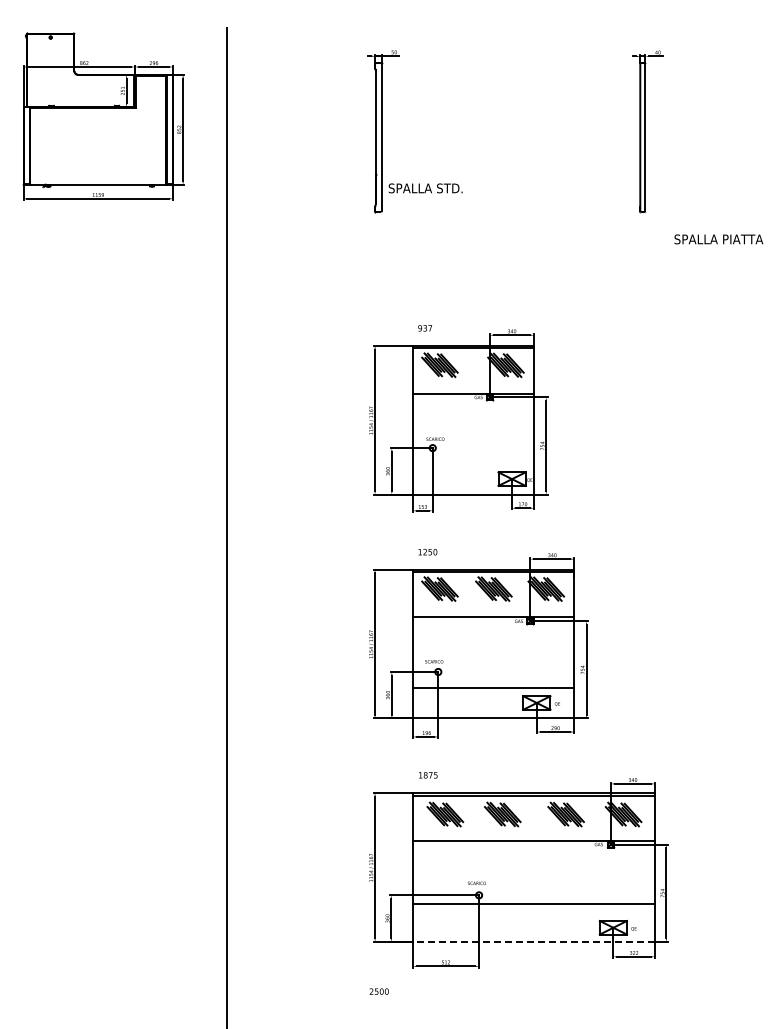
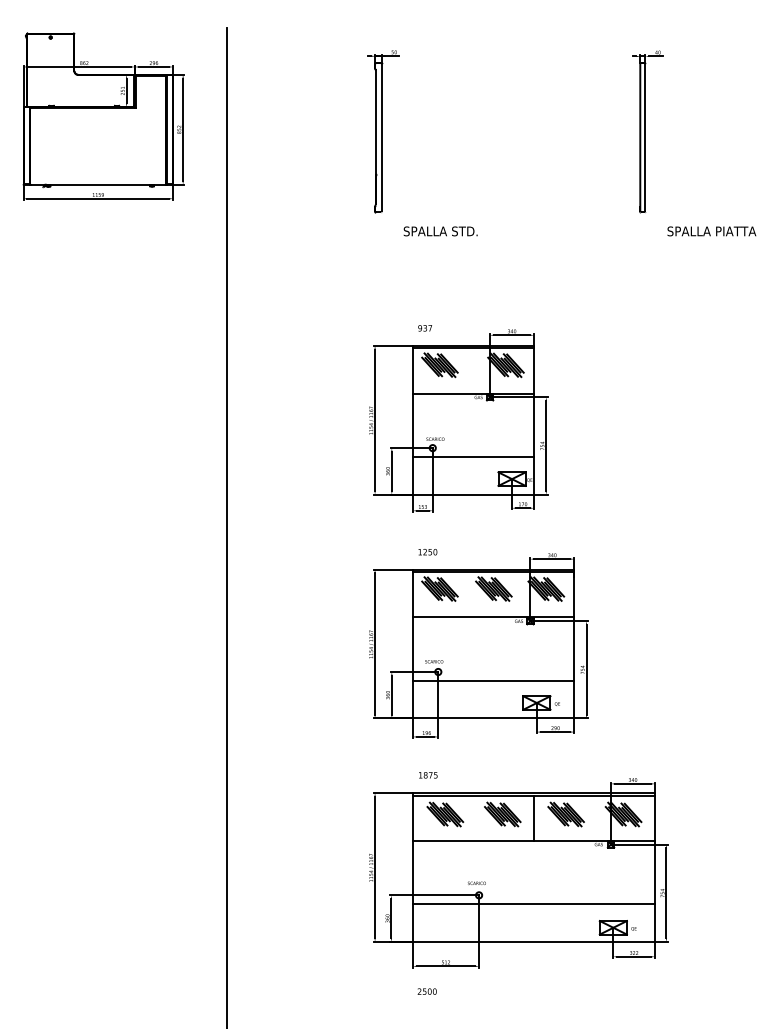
text position: (425, 188) -> (440, 231) (440, 231)
text position: (718, 239) -> (711, 231) (711, 231)
line: none -> present (473, 457)
line position: (493, 688) -> (493, 681) (493, 681)
line: none -> present (533, 817)
line: dashed -> solid (533, 941)
text position: (378, 991) -> (426, 991) (426, 991)
